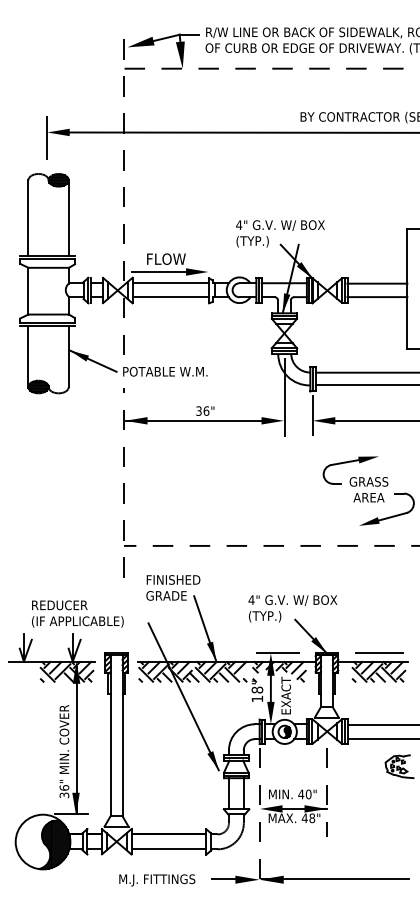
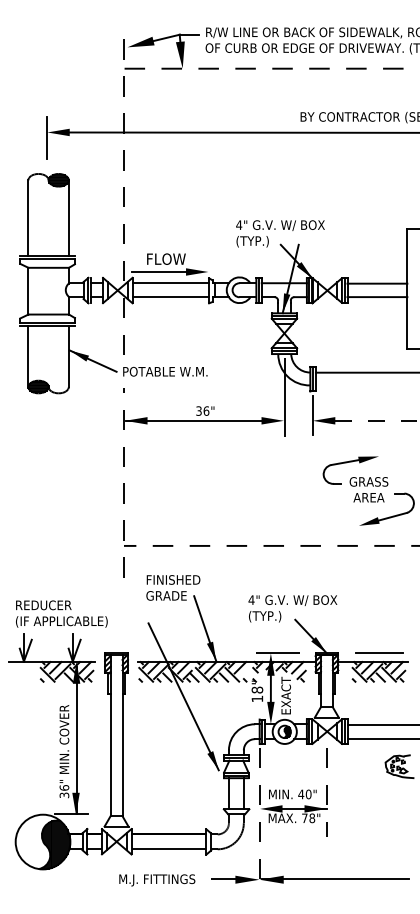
line: present -> none (365, 385)
line: solid -> dashed (377, 420)
text position: (77, 613) -> (61, 613) (61, 613)
text: 48" -> 78" (304, 817)
